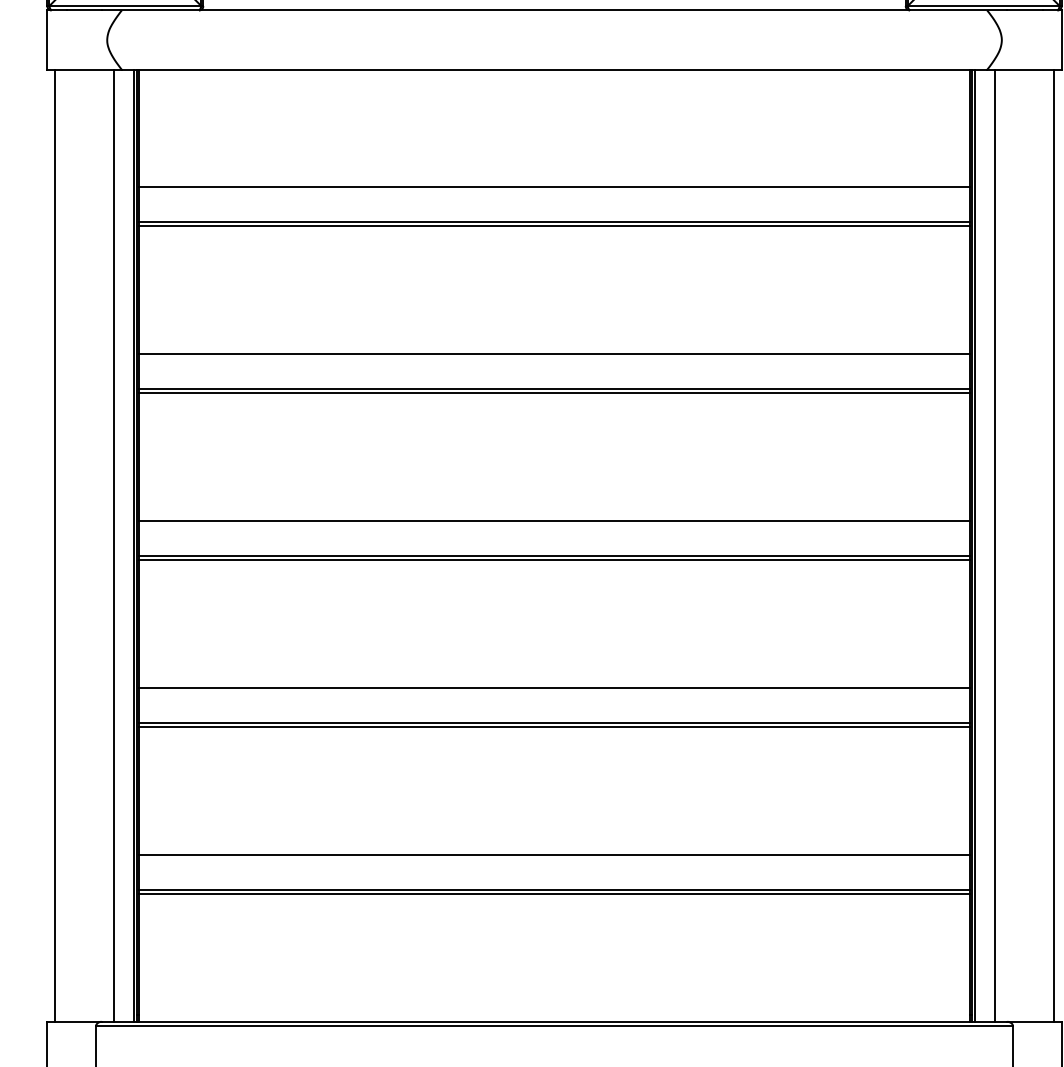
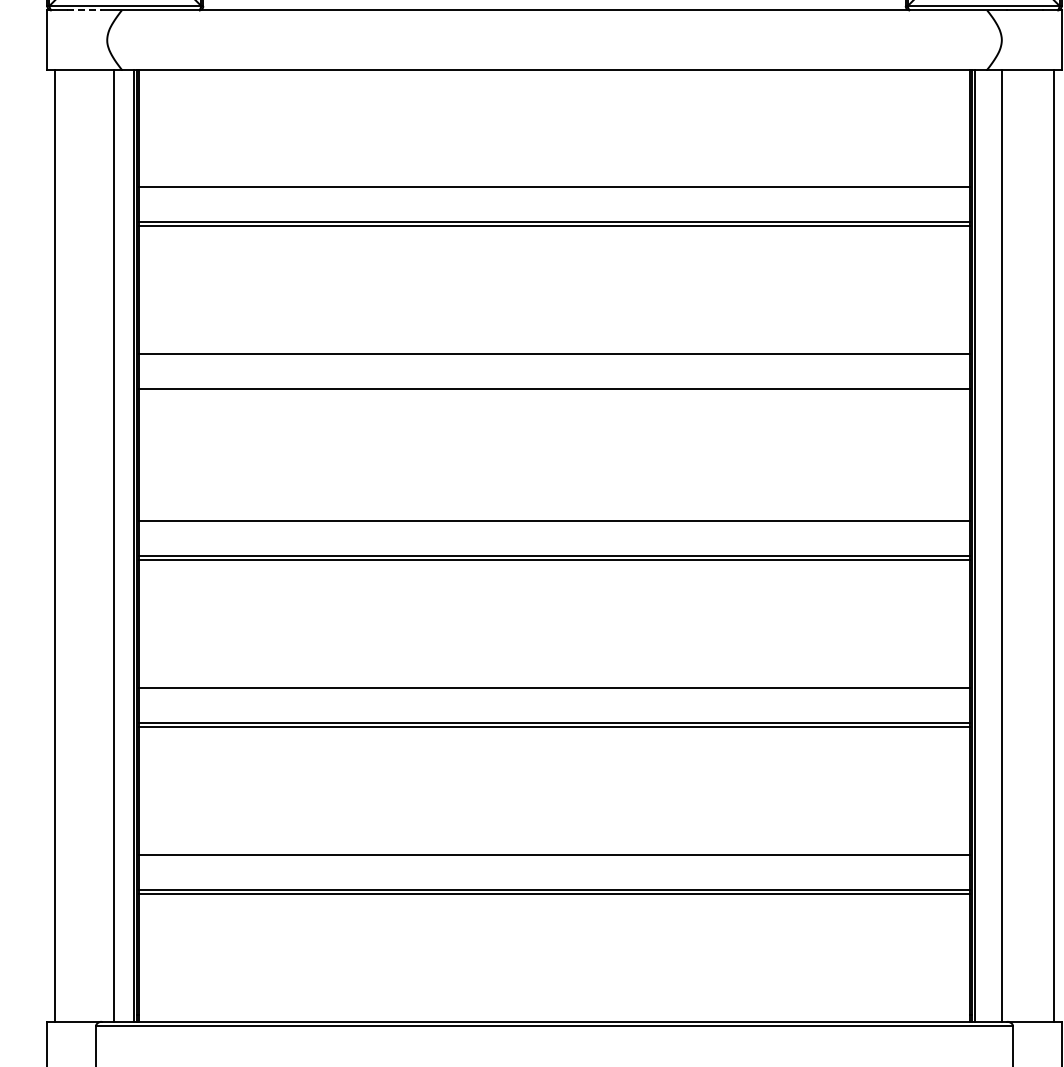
line: solid -> dashed (84, 10)
line: present -> none (554, 393)
line position: (994, 545) -> (1001, 545) (1001, 545)
